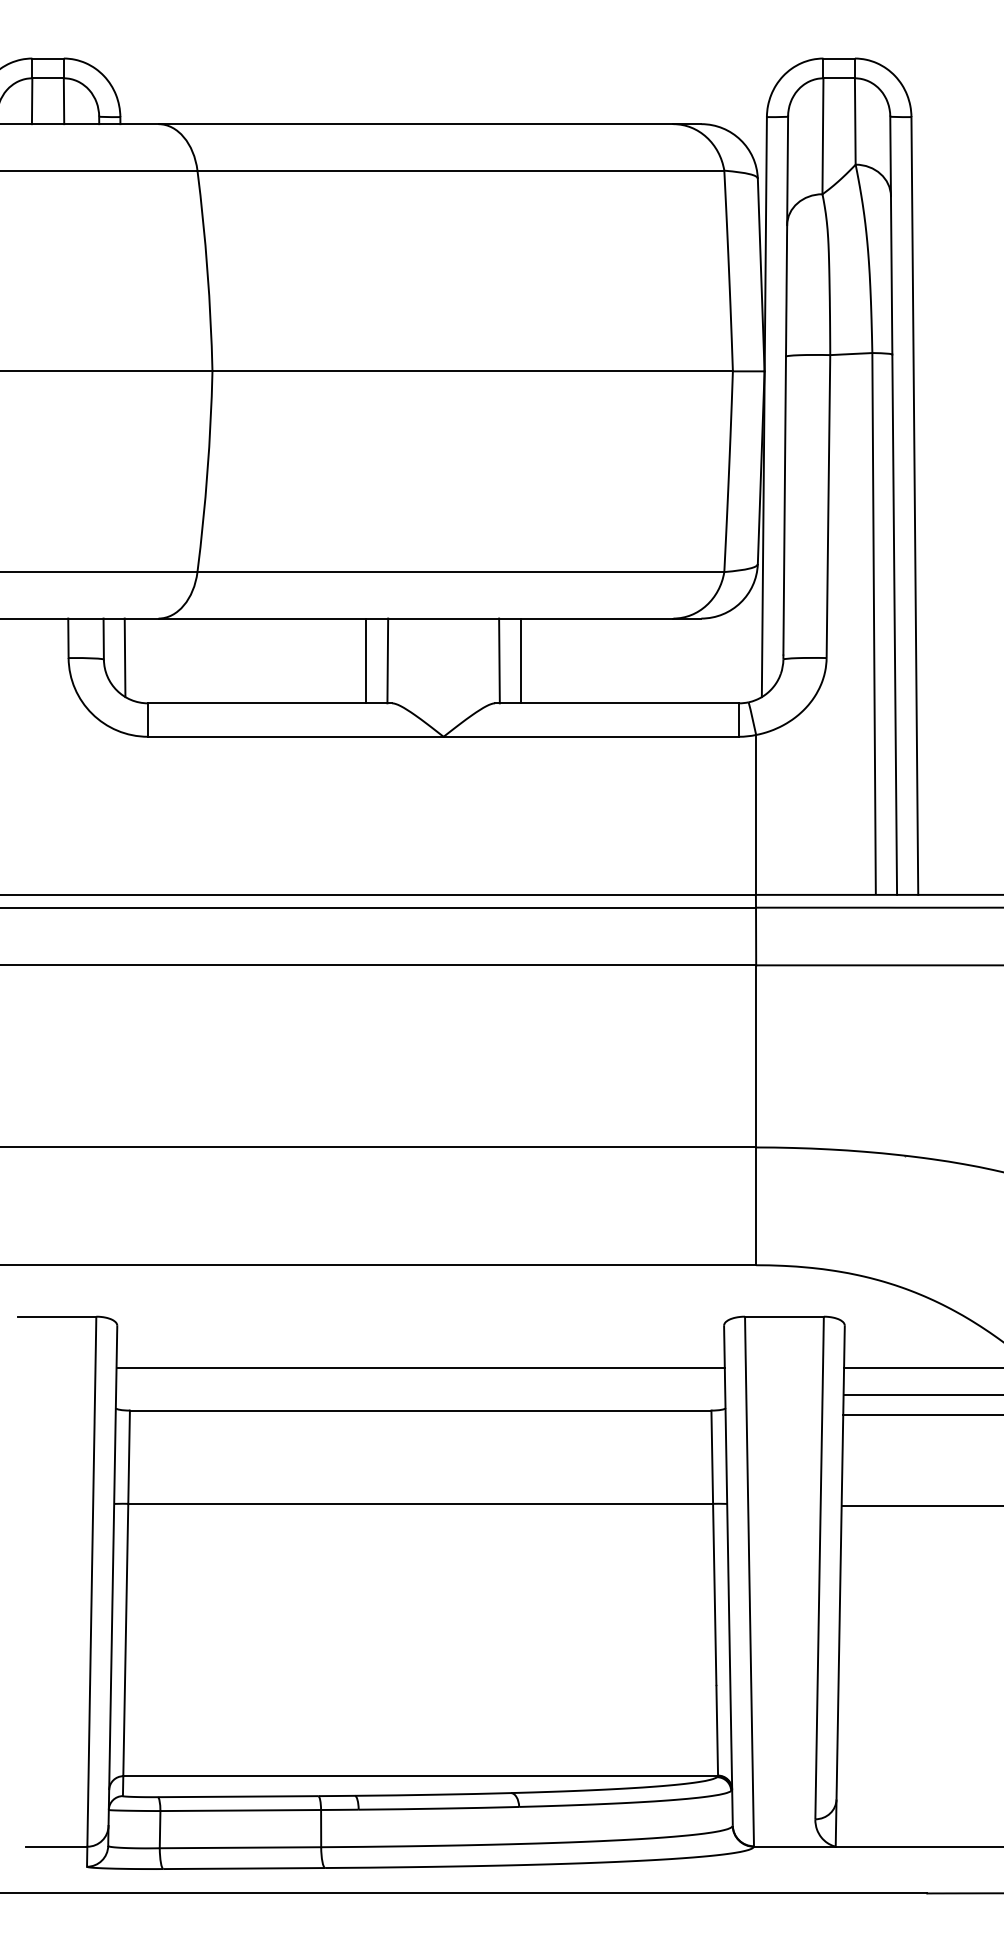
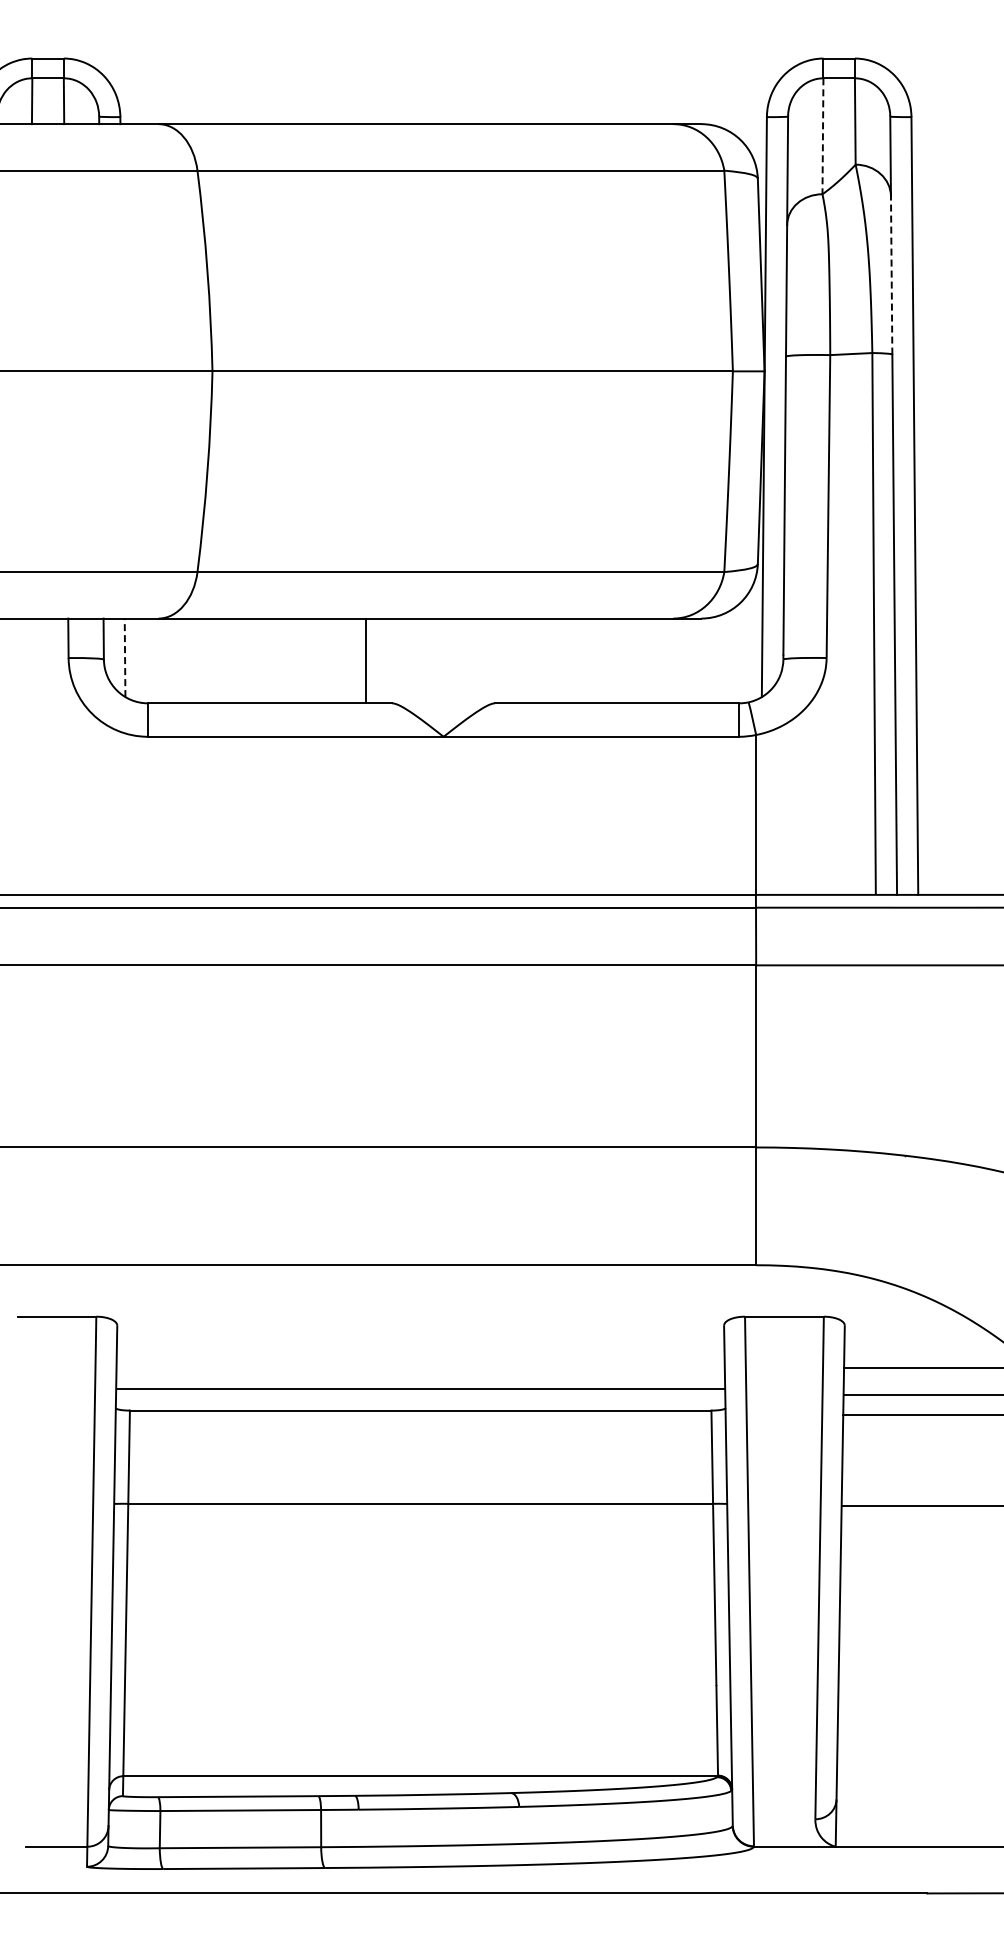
line: solid -> dashed (822, 136)
line: solid -> dashed (891, 274)
line: solid -> dashed (125, 657)
line: present -> none (387, 660)
line: present -> none (499, 660)
line: present -> none (521, 660)
line position: (420, 1368) -> (420, 1389) (420, 1389)
